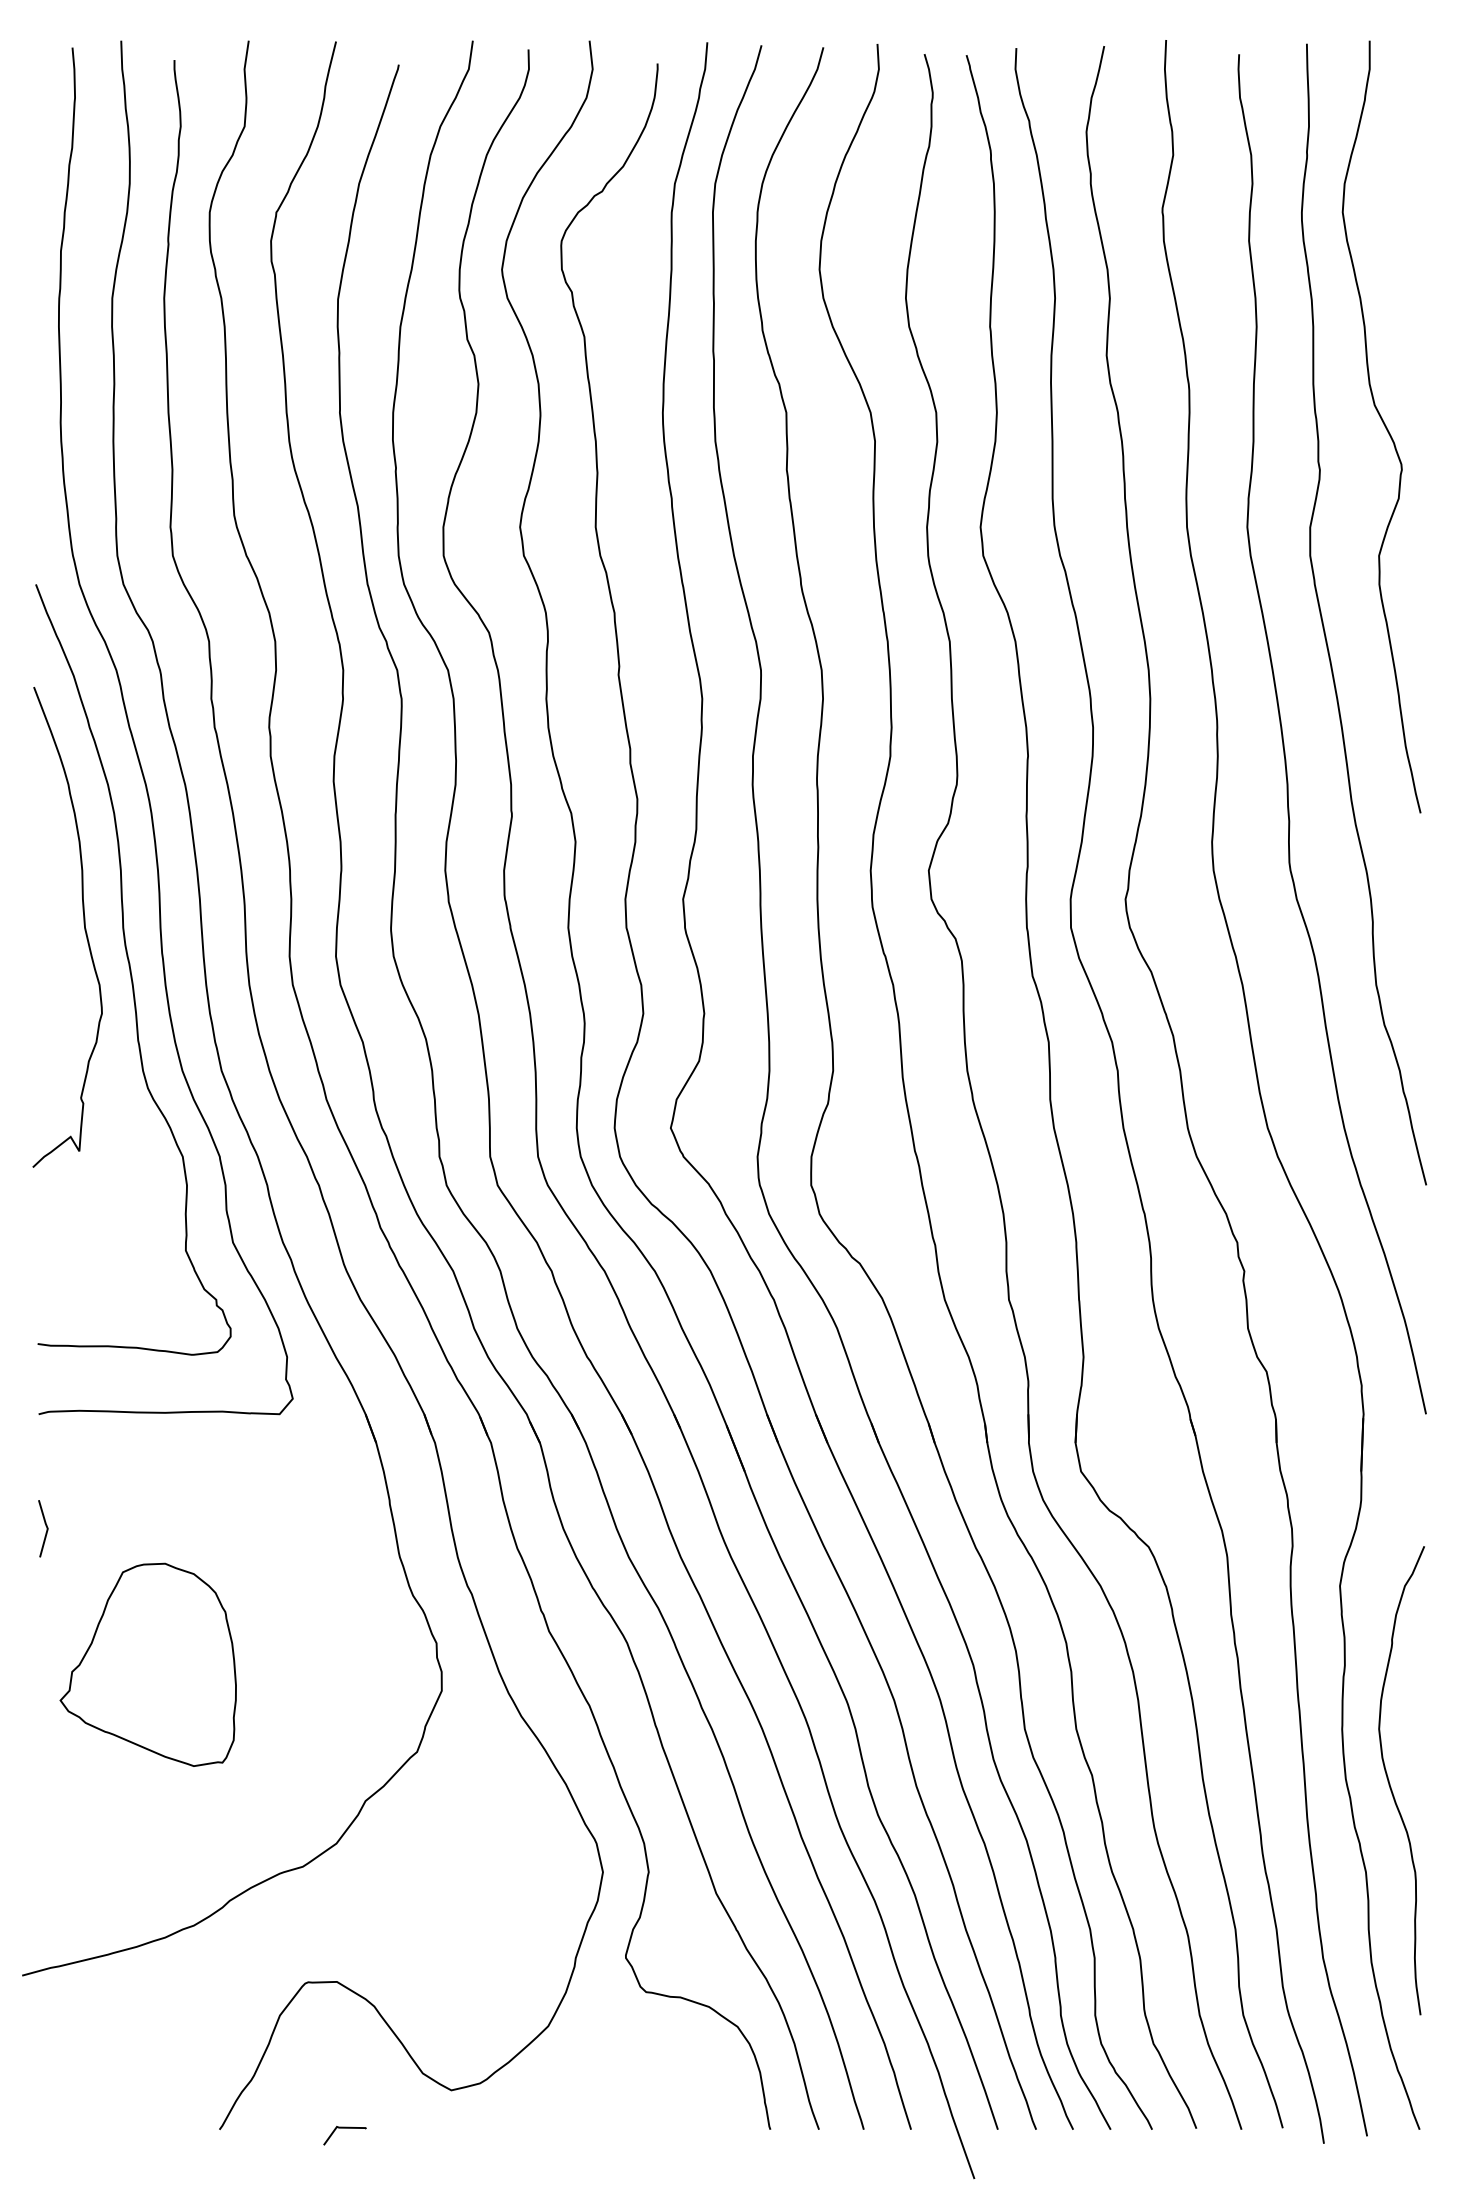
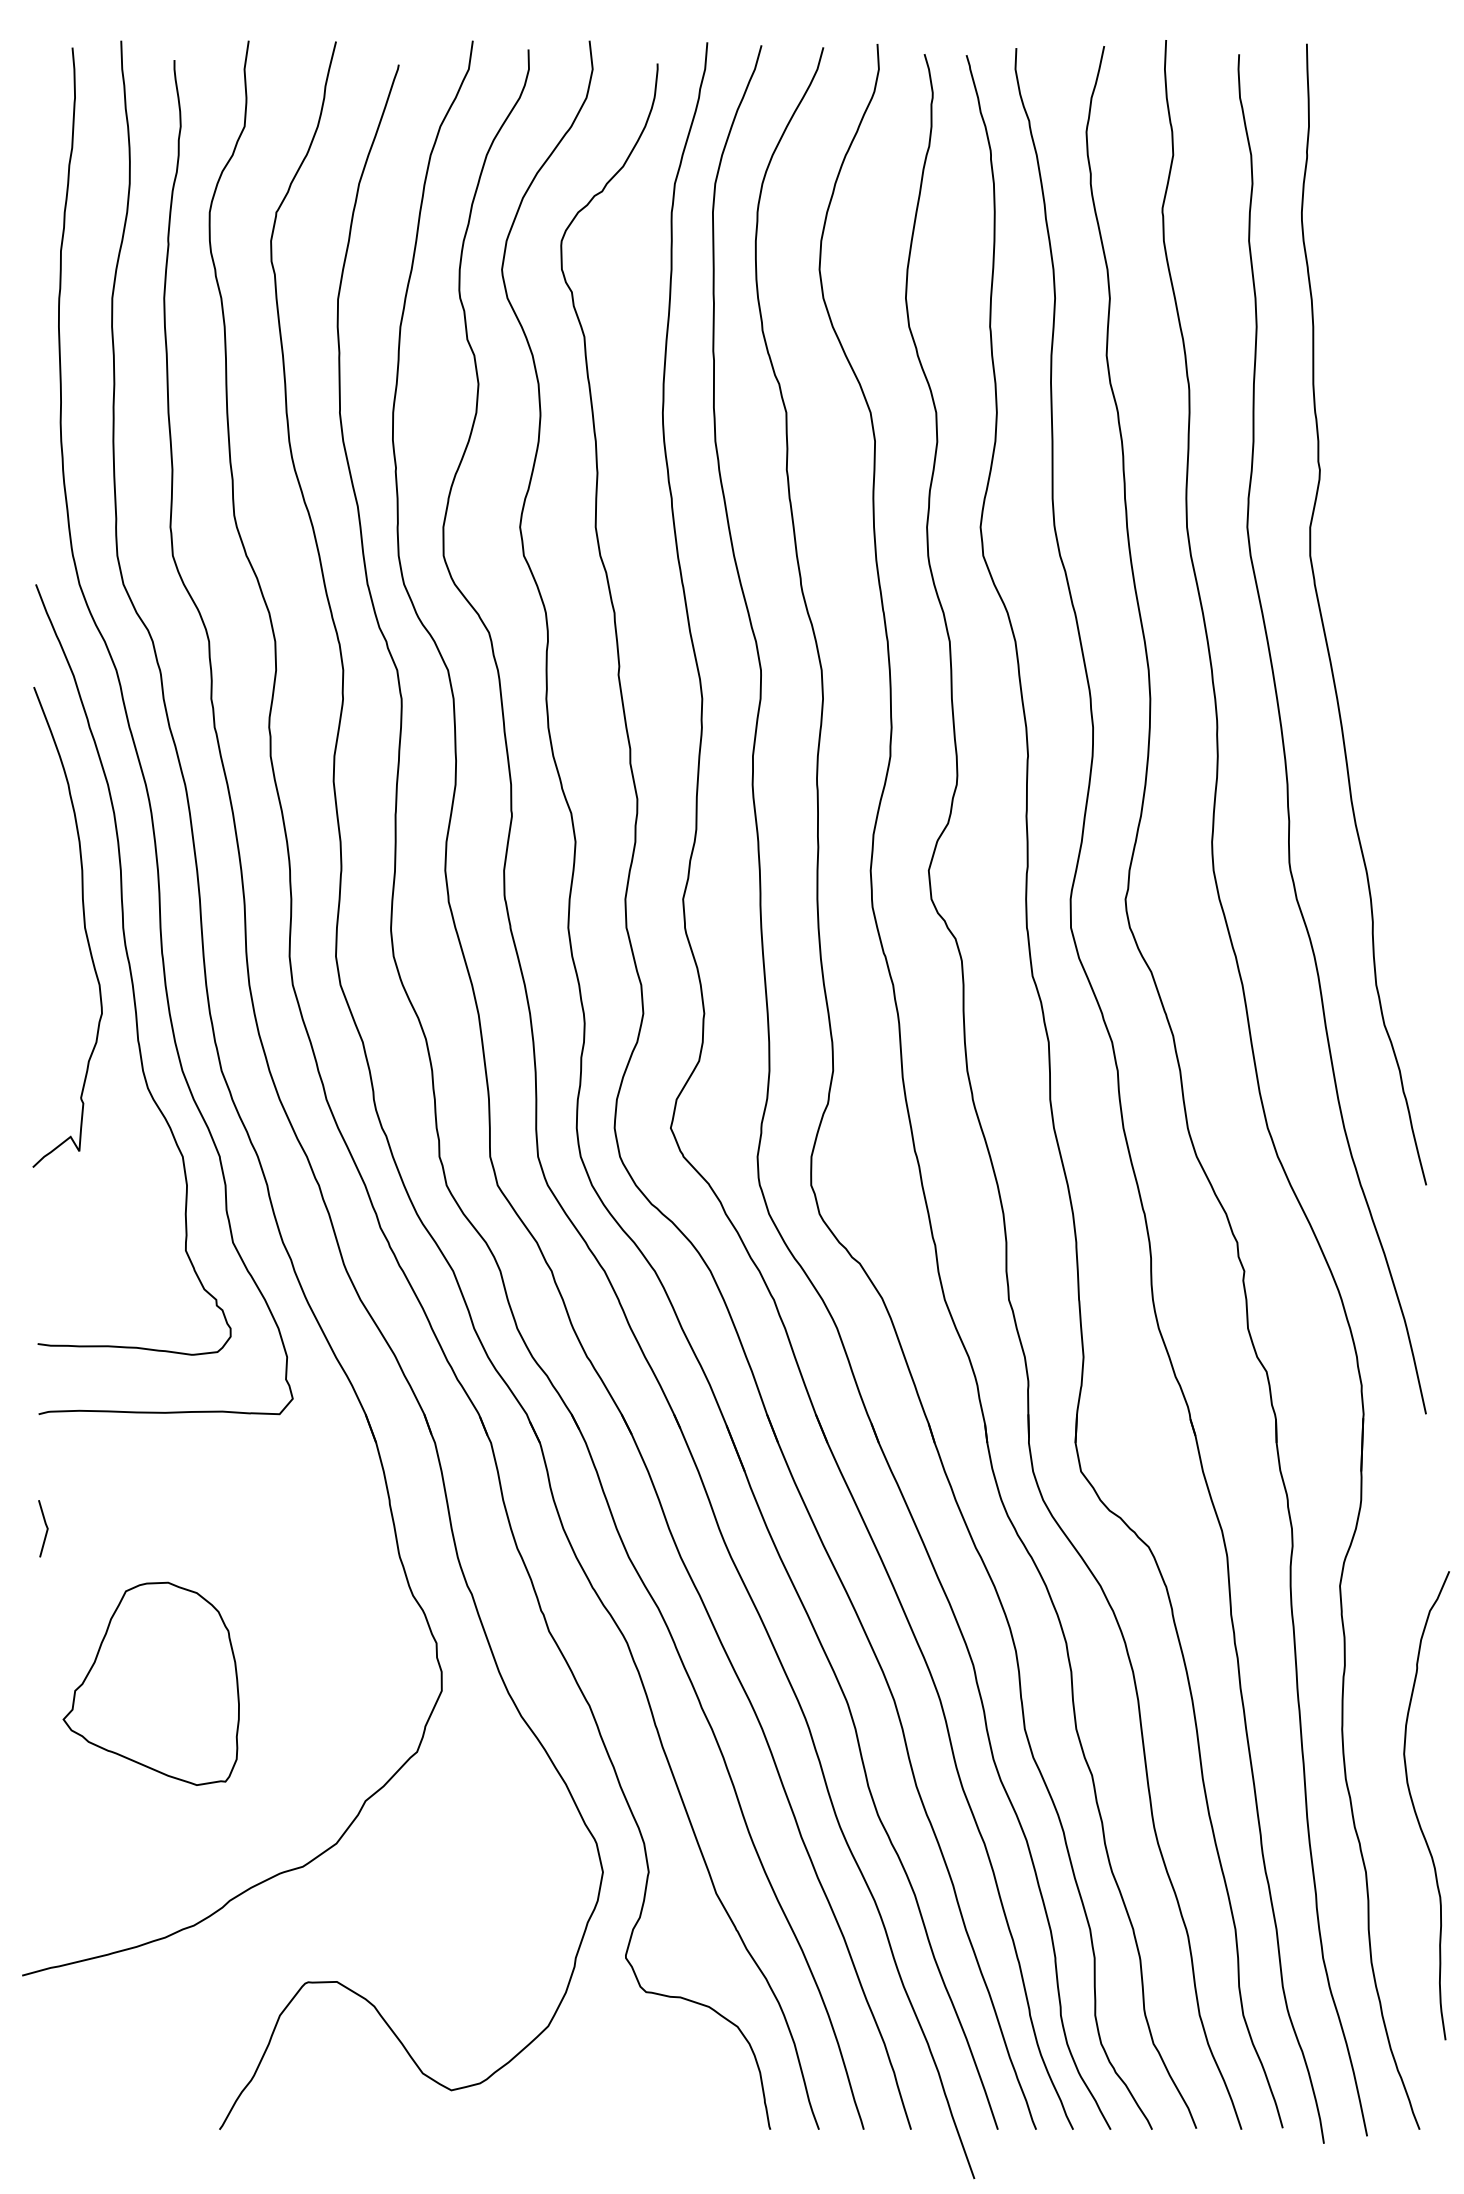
curve: present -> none (1383, 424)
part position: (147, 1664) -> (150, 1683) (150, 1683)
curve position: (1390, 1783) -> (1415, 1808) (1415, 1808)
line: present -> none (344, 2128)
